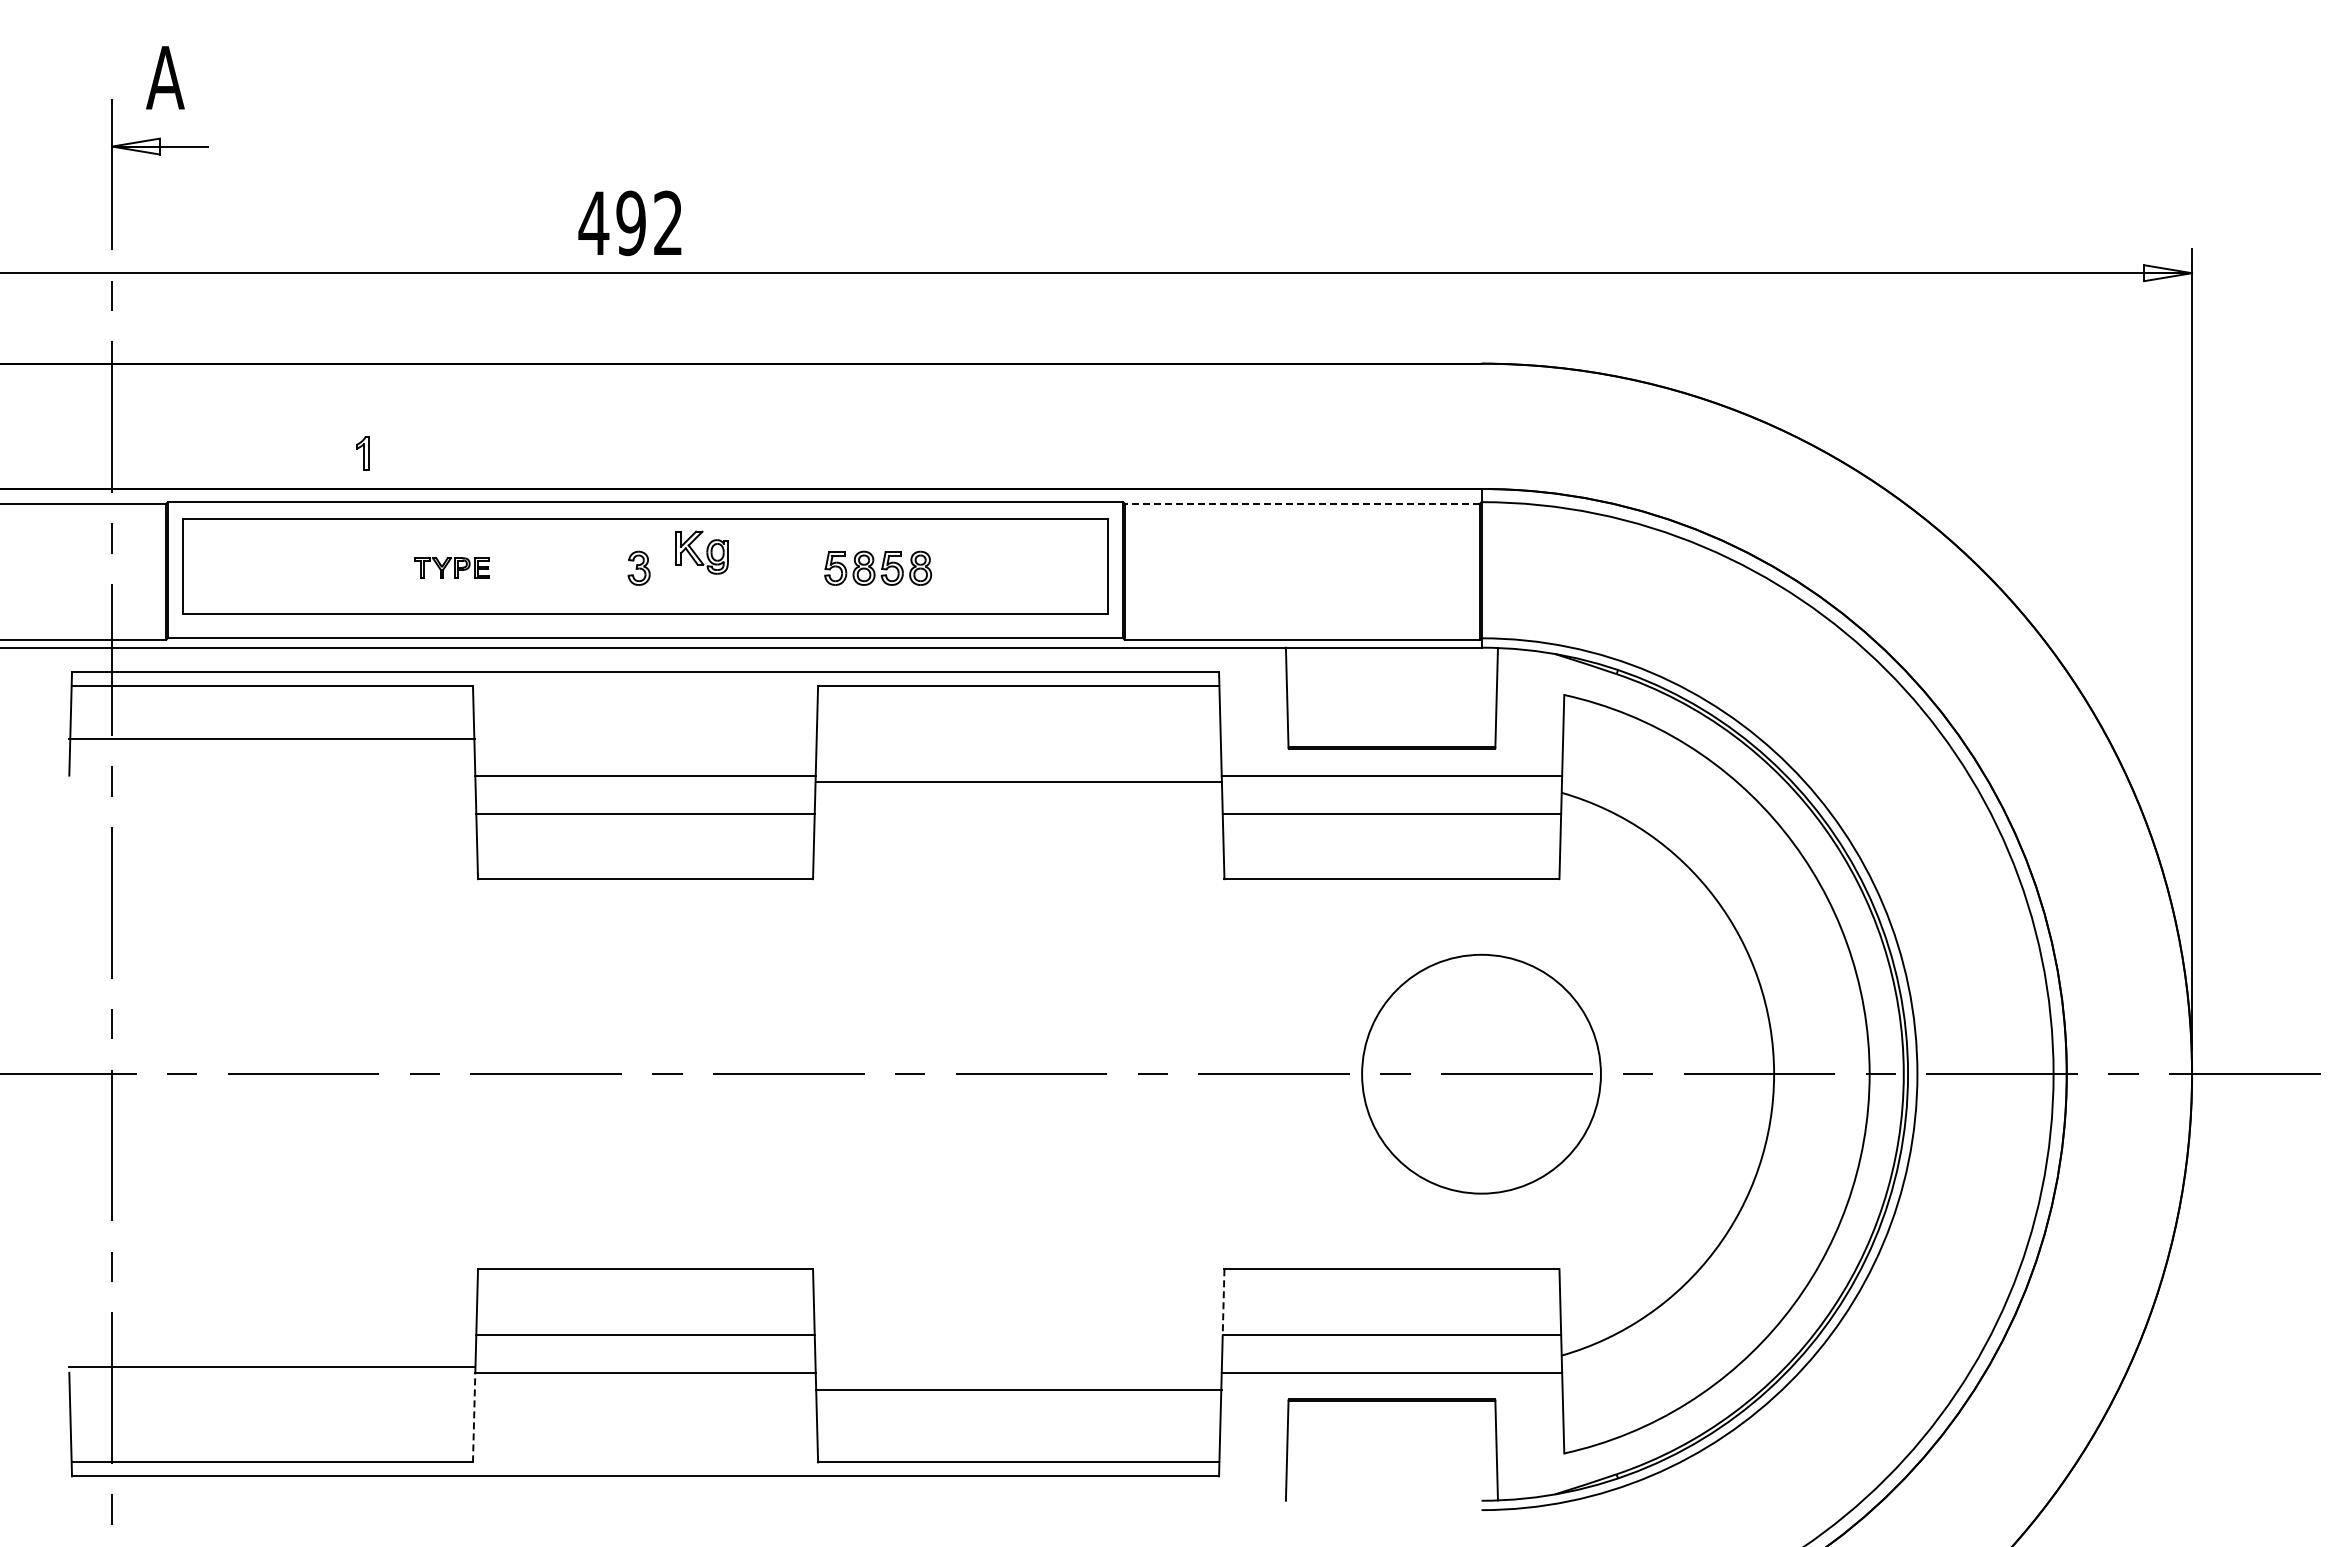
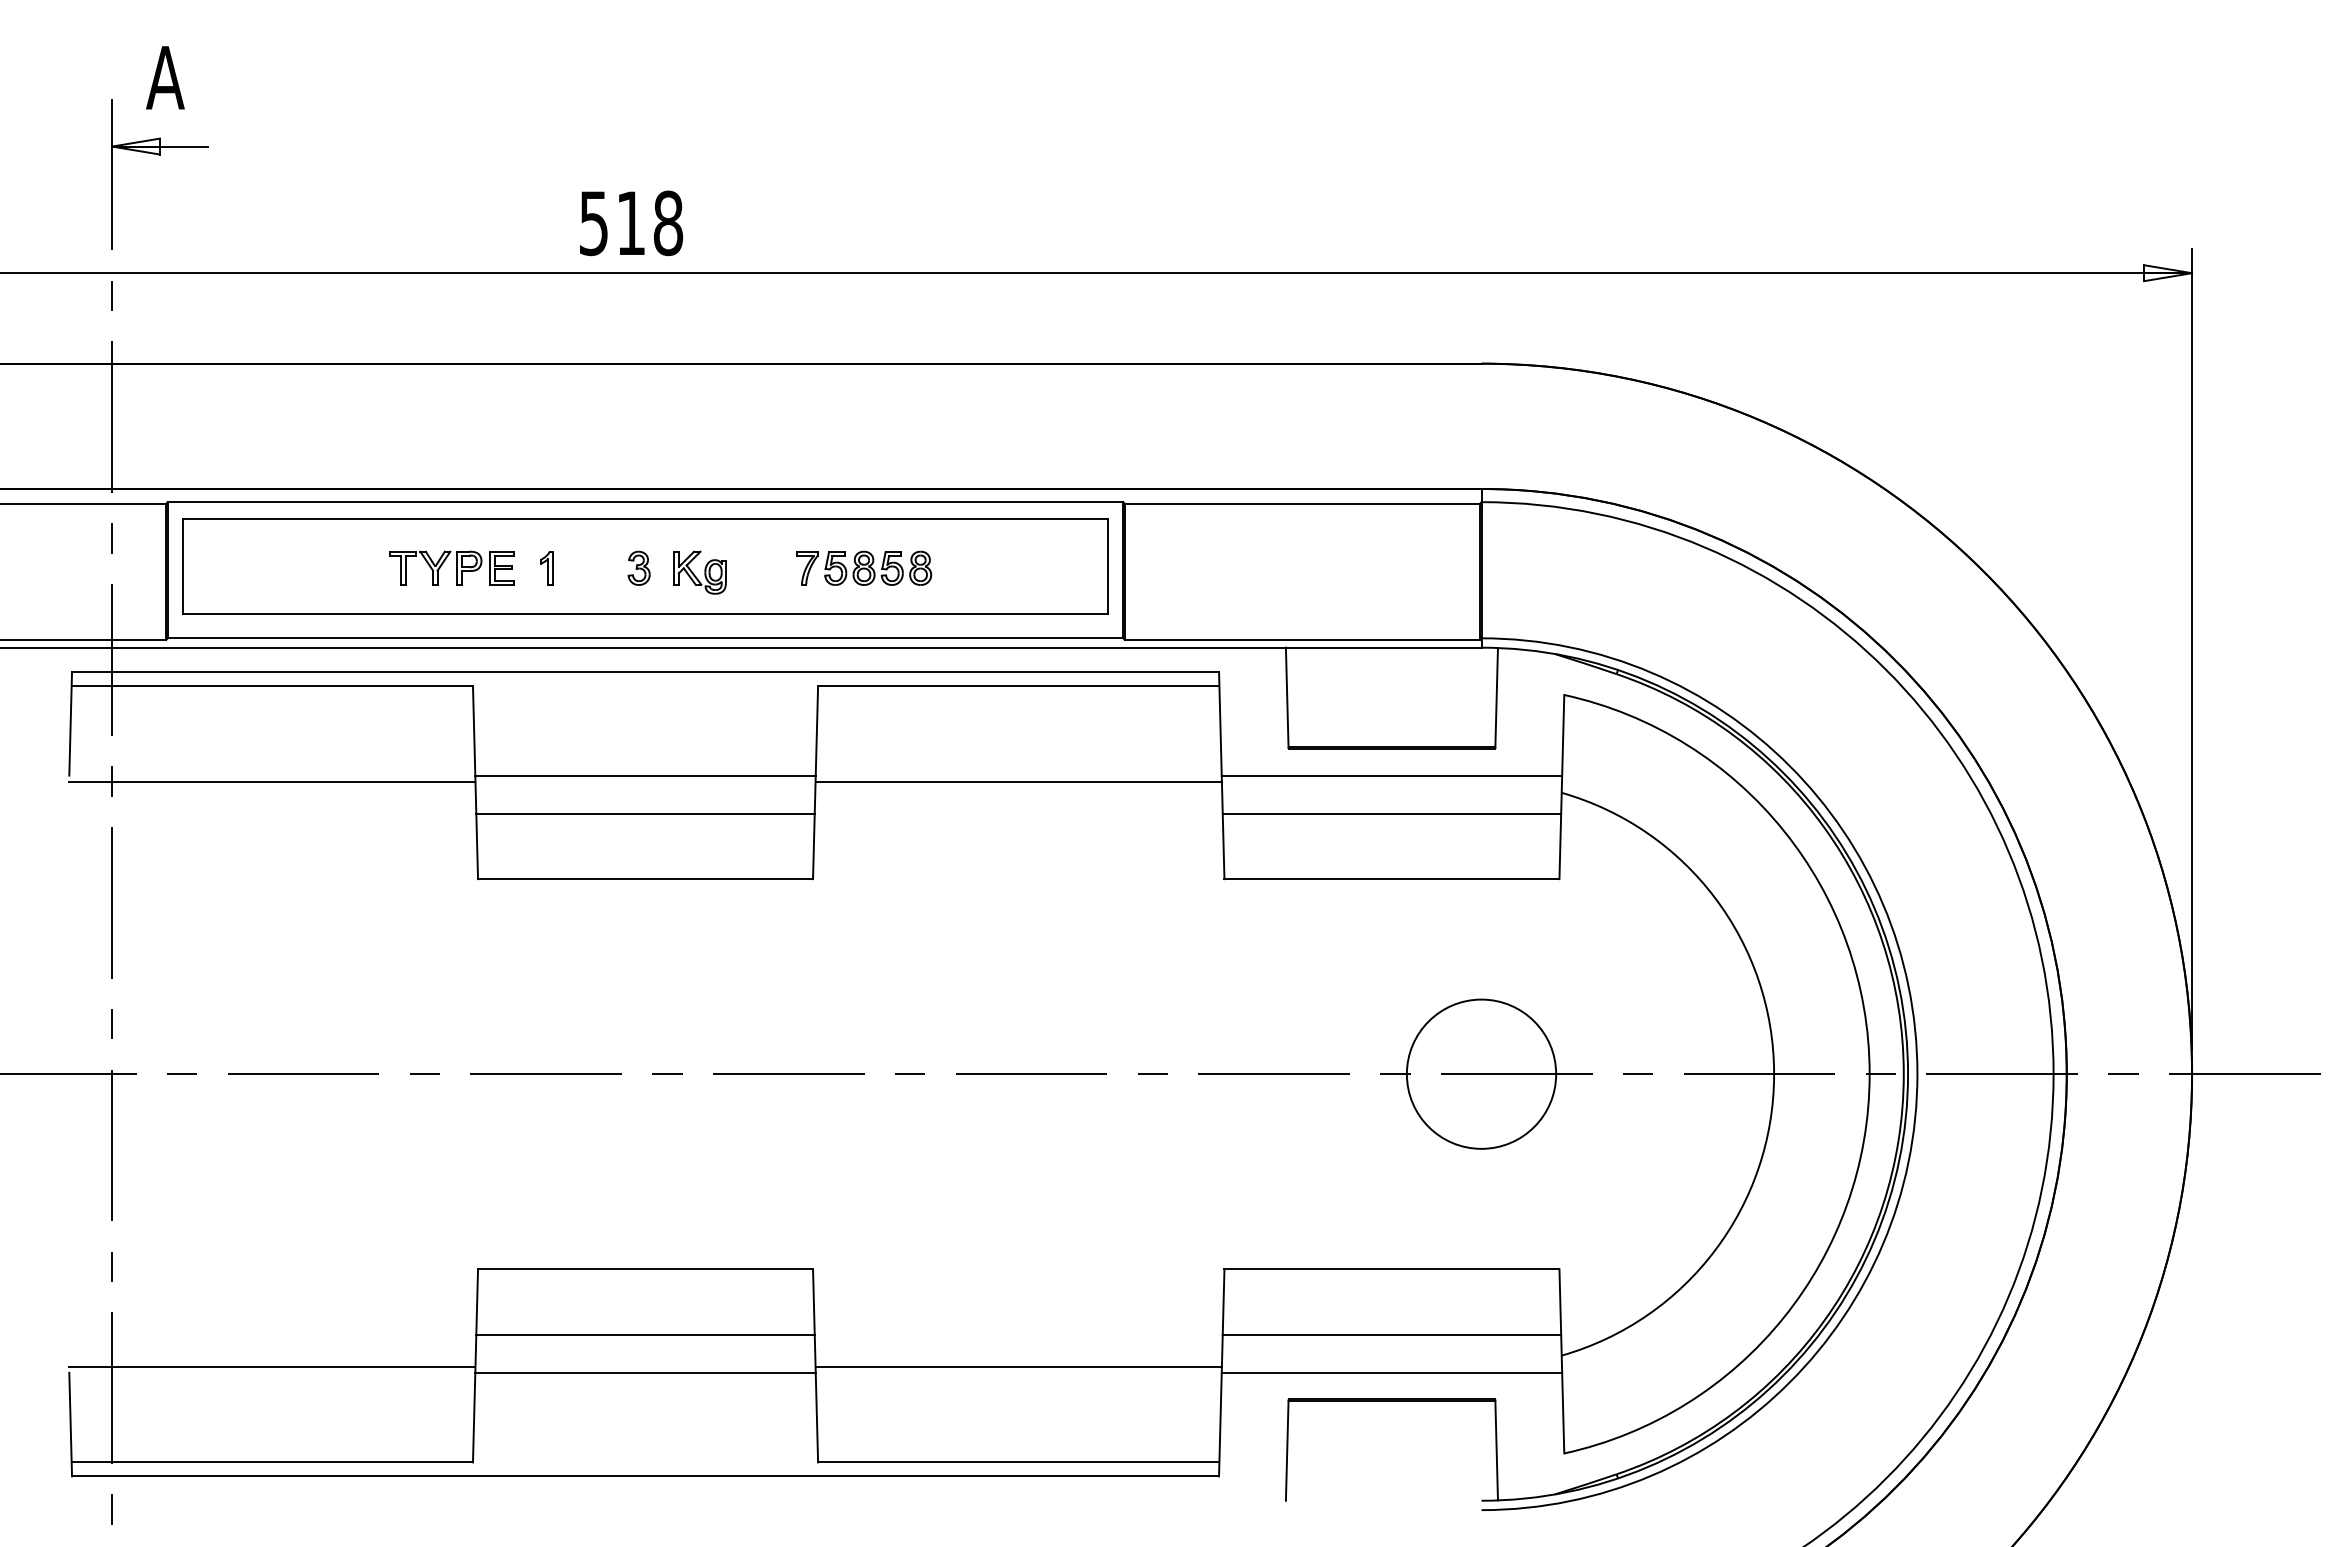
text: 492 -> 518 (630, 223)
part position: (362, 453) -> (546, 568) (546, 568)
line: dashed -> solid (1302, 503)
part position: (701, 552) -> (699, 572) (699, 572)
part size: 76x22 px -> 126x36 px (451, 567)
part: none -> present (807, 568)
line position: (272, 738) -> (272, 781) (272, 781)
circle diameter: 239 px -> 149 px (1481, 1073)
line: dashed -> solid (1223, 1301)
line position: (1018, 1389) -> (1018, 1366) (1018, 1366)
line: dashed -> solid (474, 1417)
